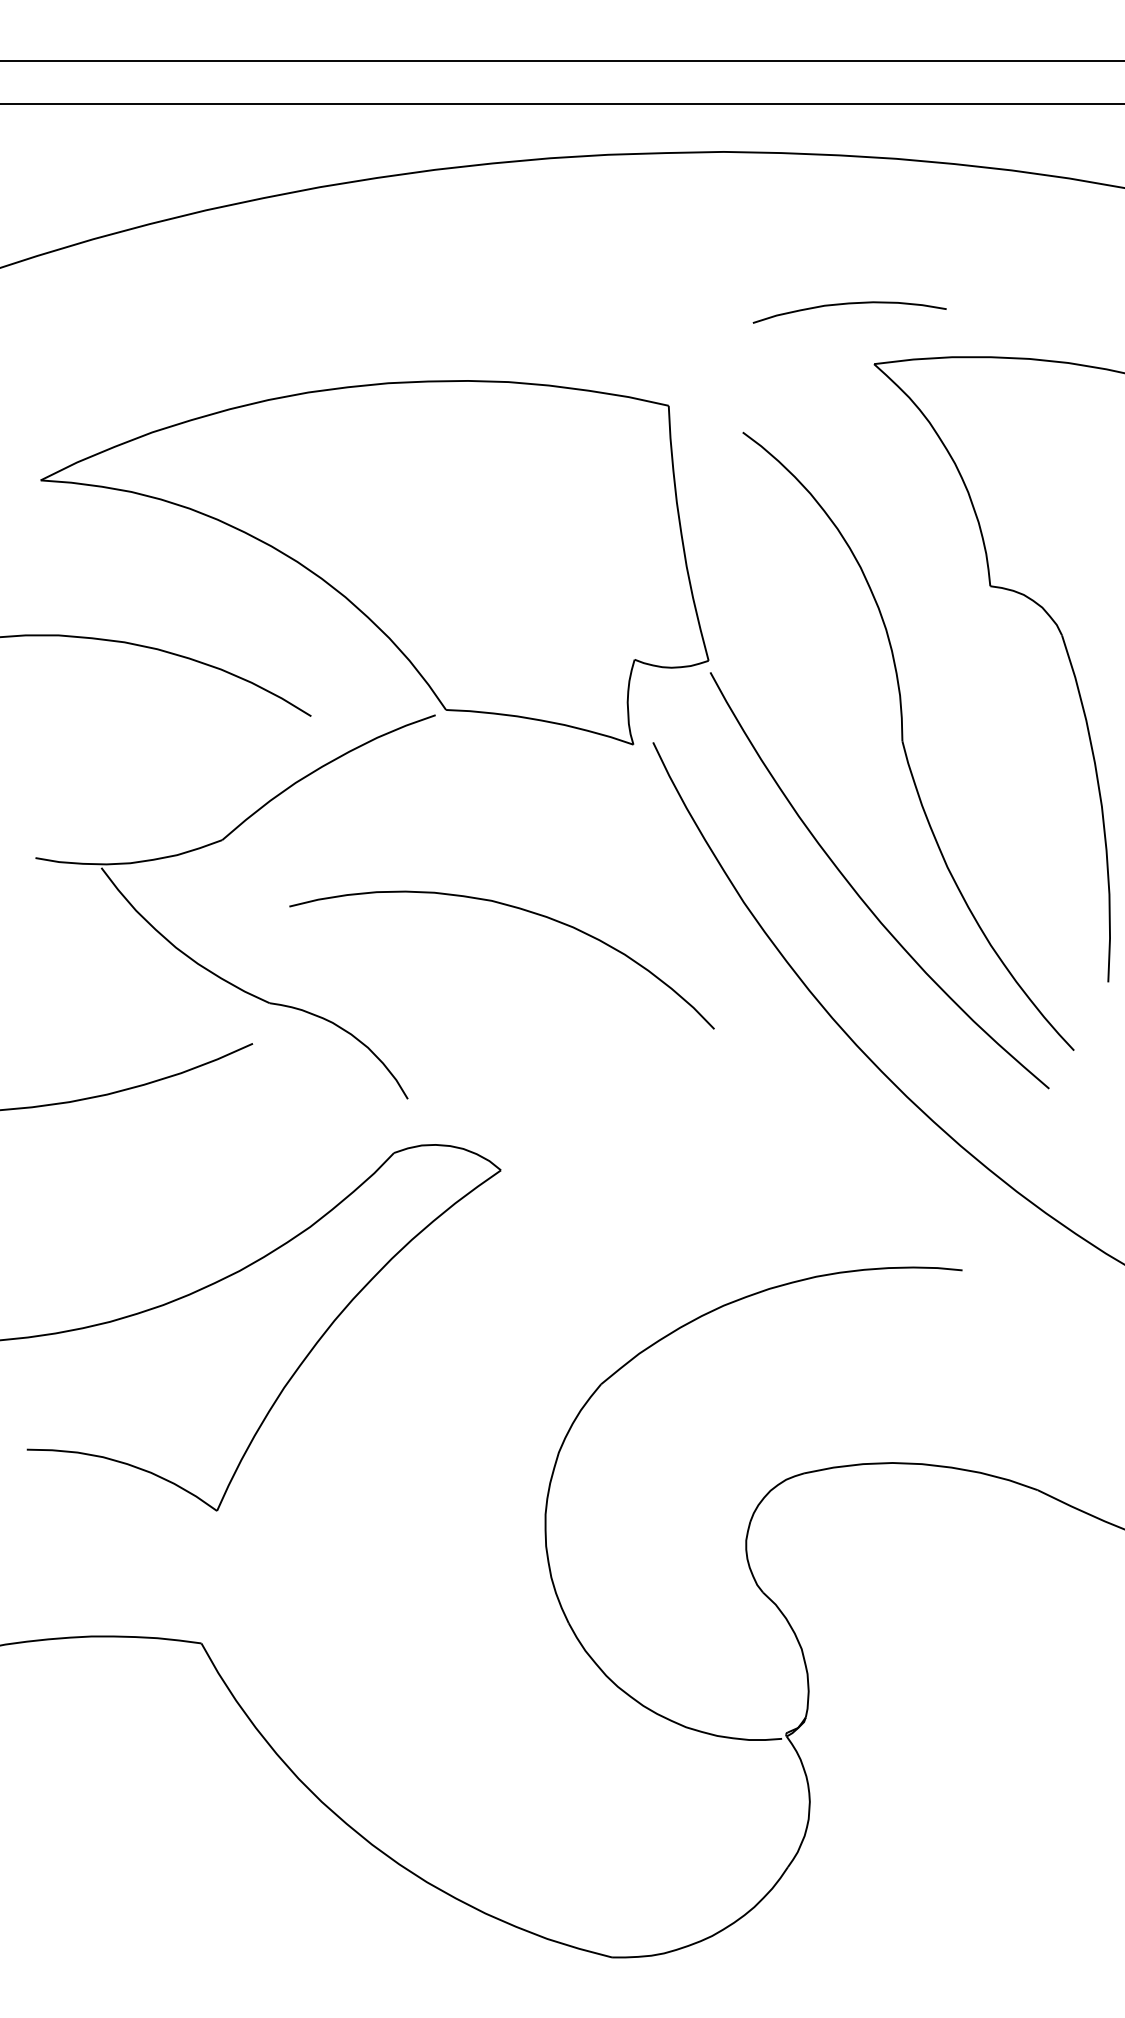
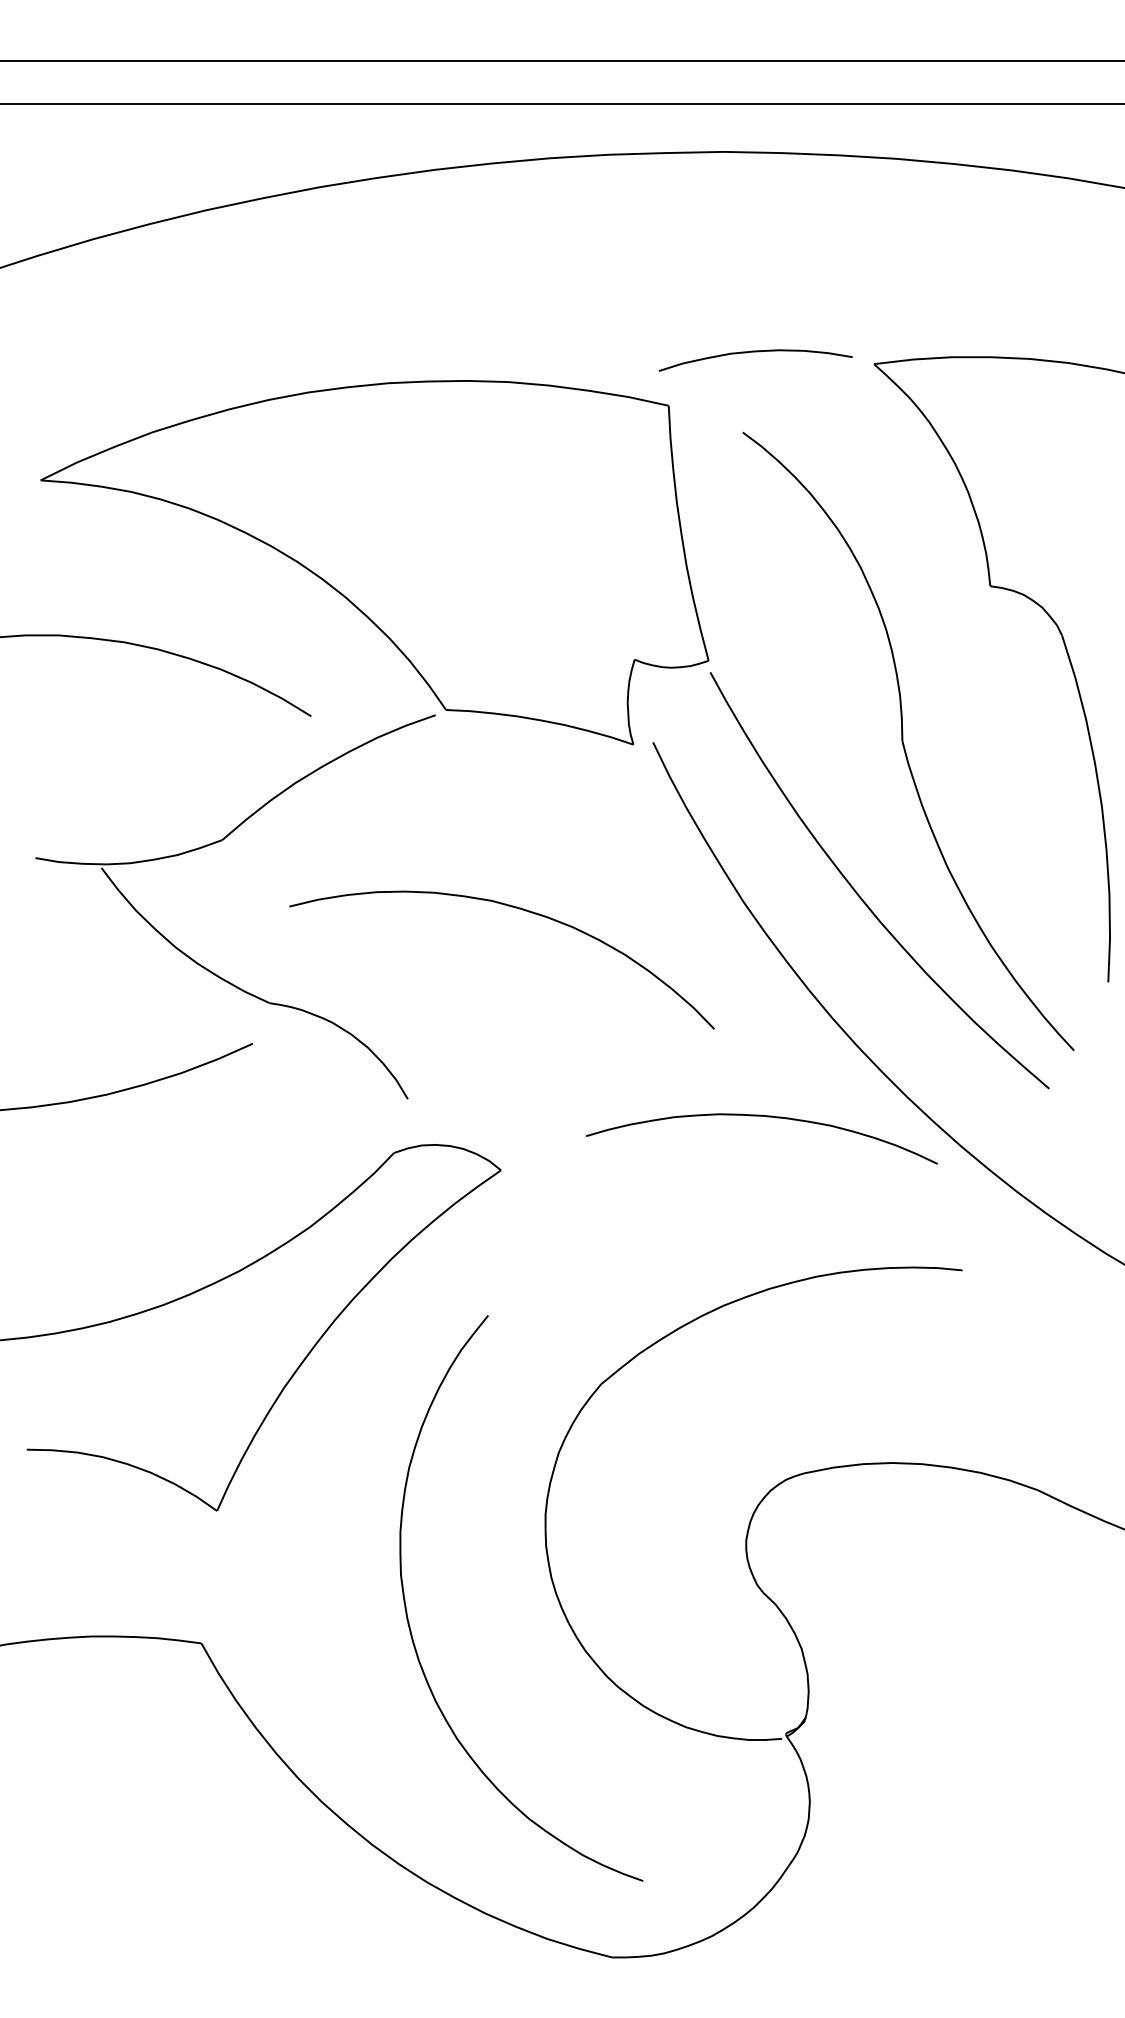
curve position: (849, 304) -> (755, 352) (755, 352)
curve: none -> present (766, 1117)
part: none -> present (410, 1626)
